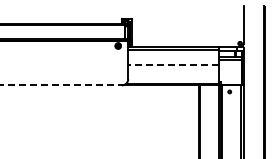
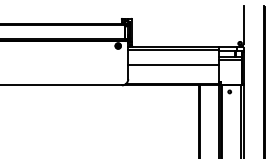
line: dashed -> solid (173, 64)
line: dashed -> solid (61, 85)
